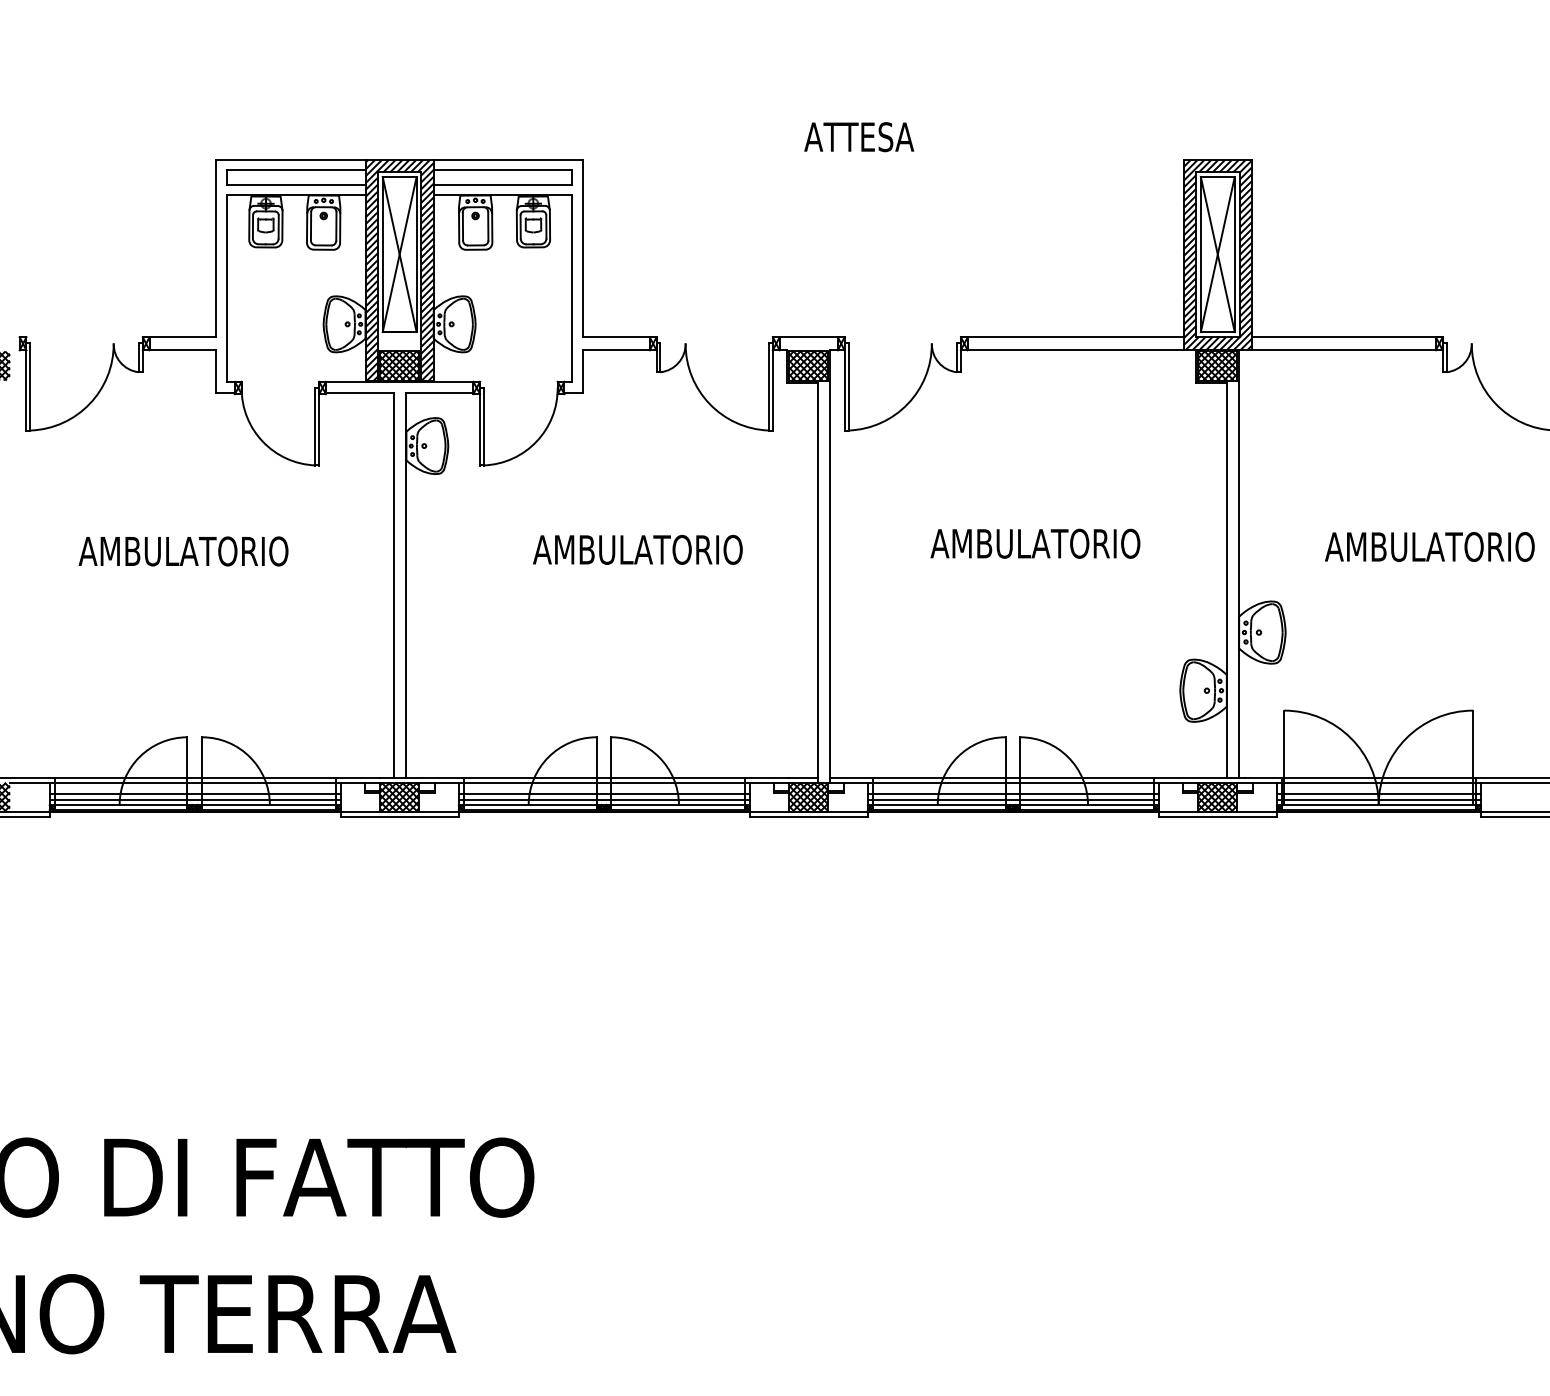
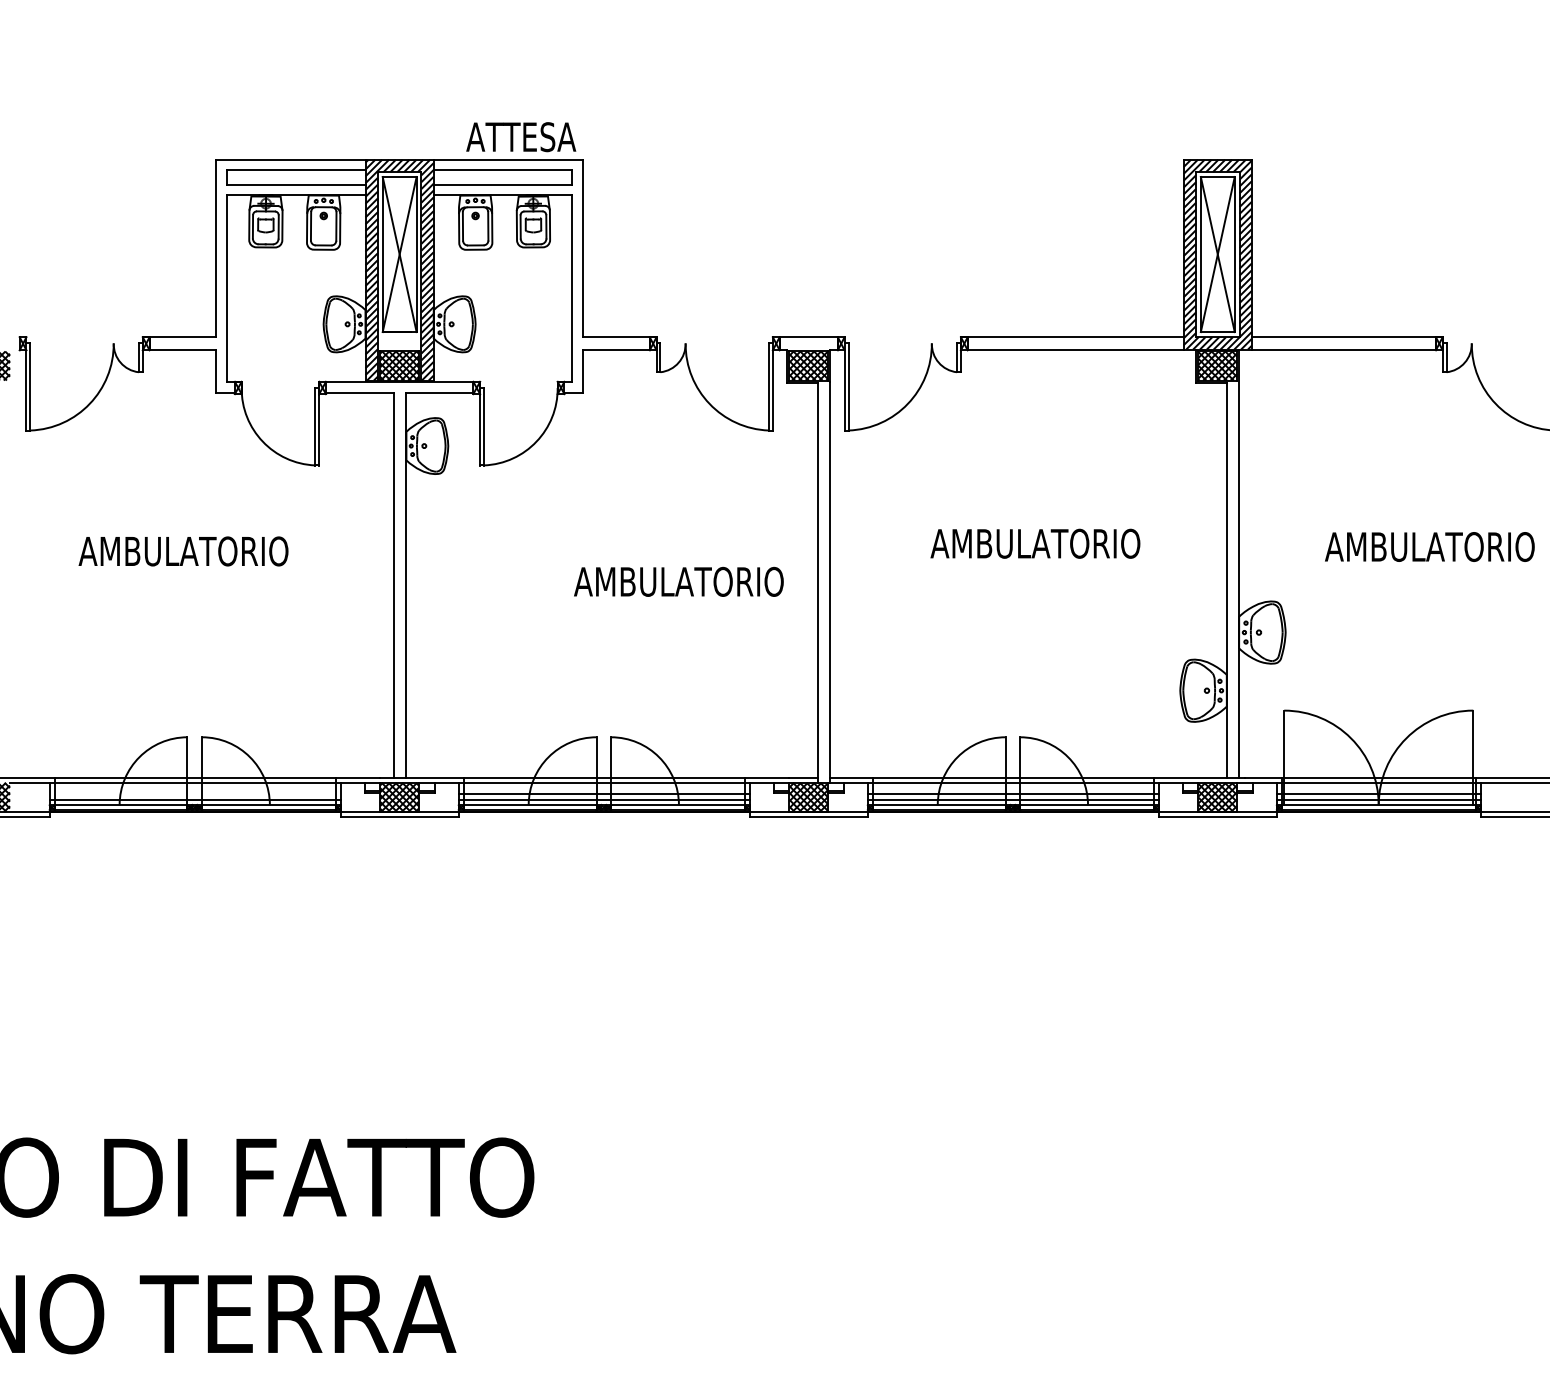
text position: (859, 137) -> (521, 137) (521, 137)
text position: (637, 549) -> (678, 581) (678, 581)
line: present -> none (194, 794)
